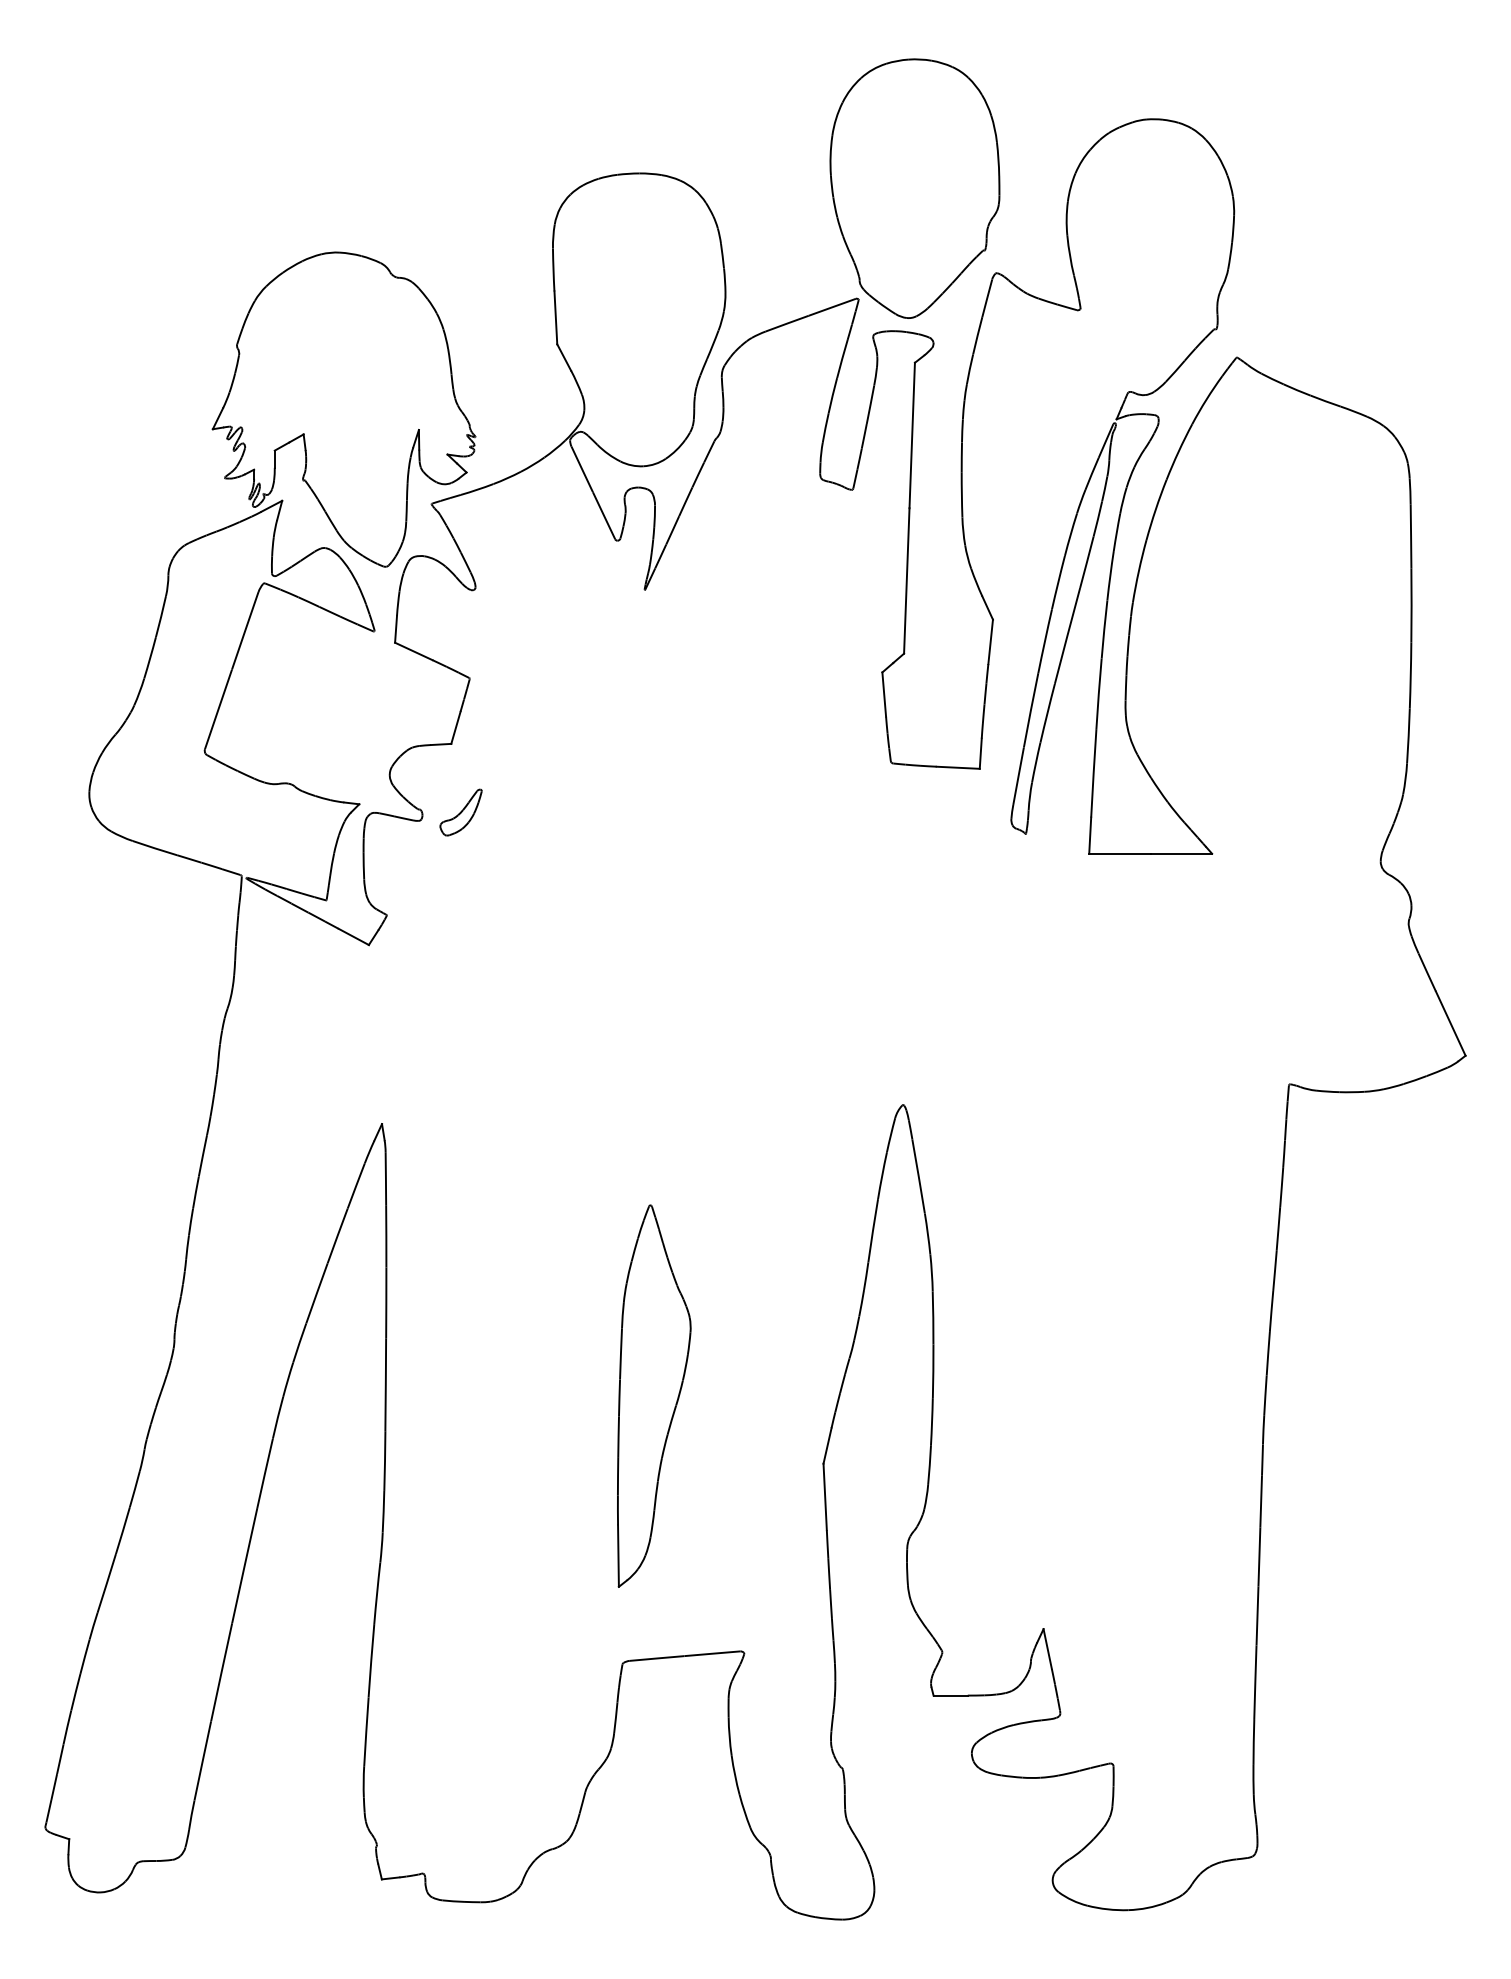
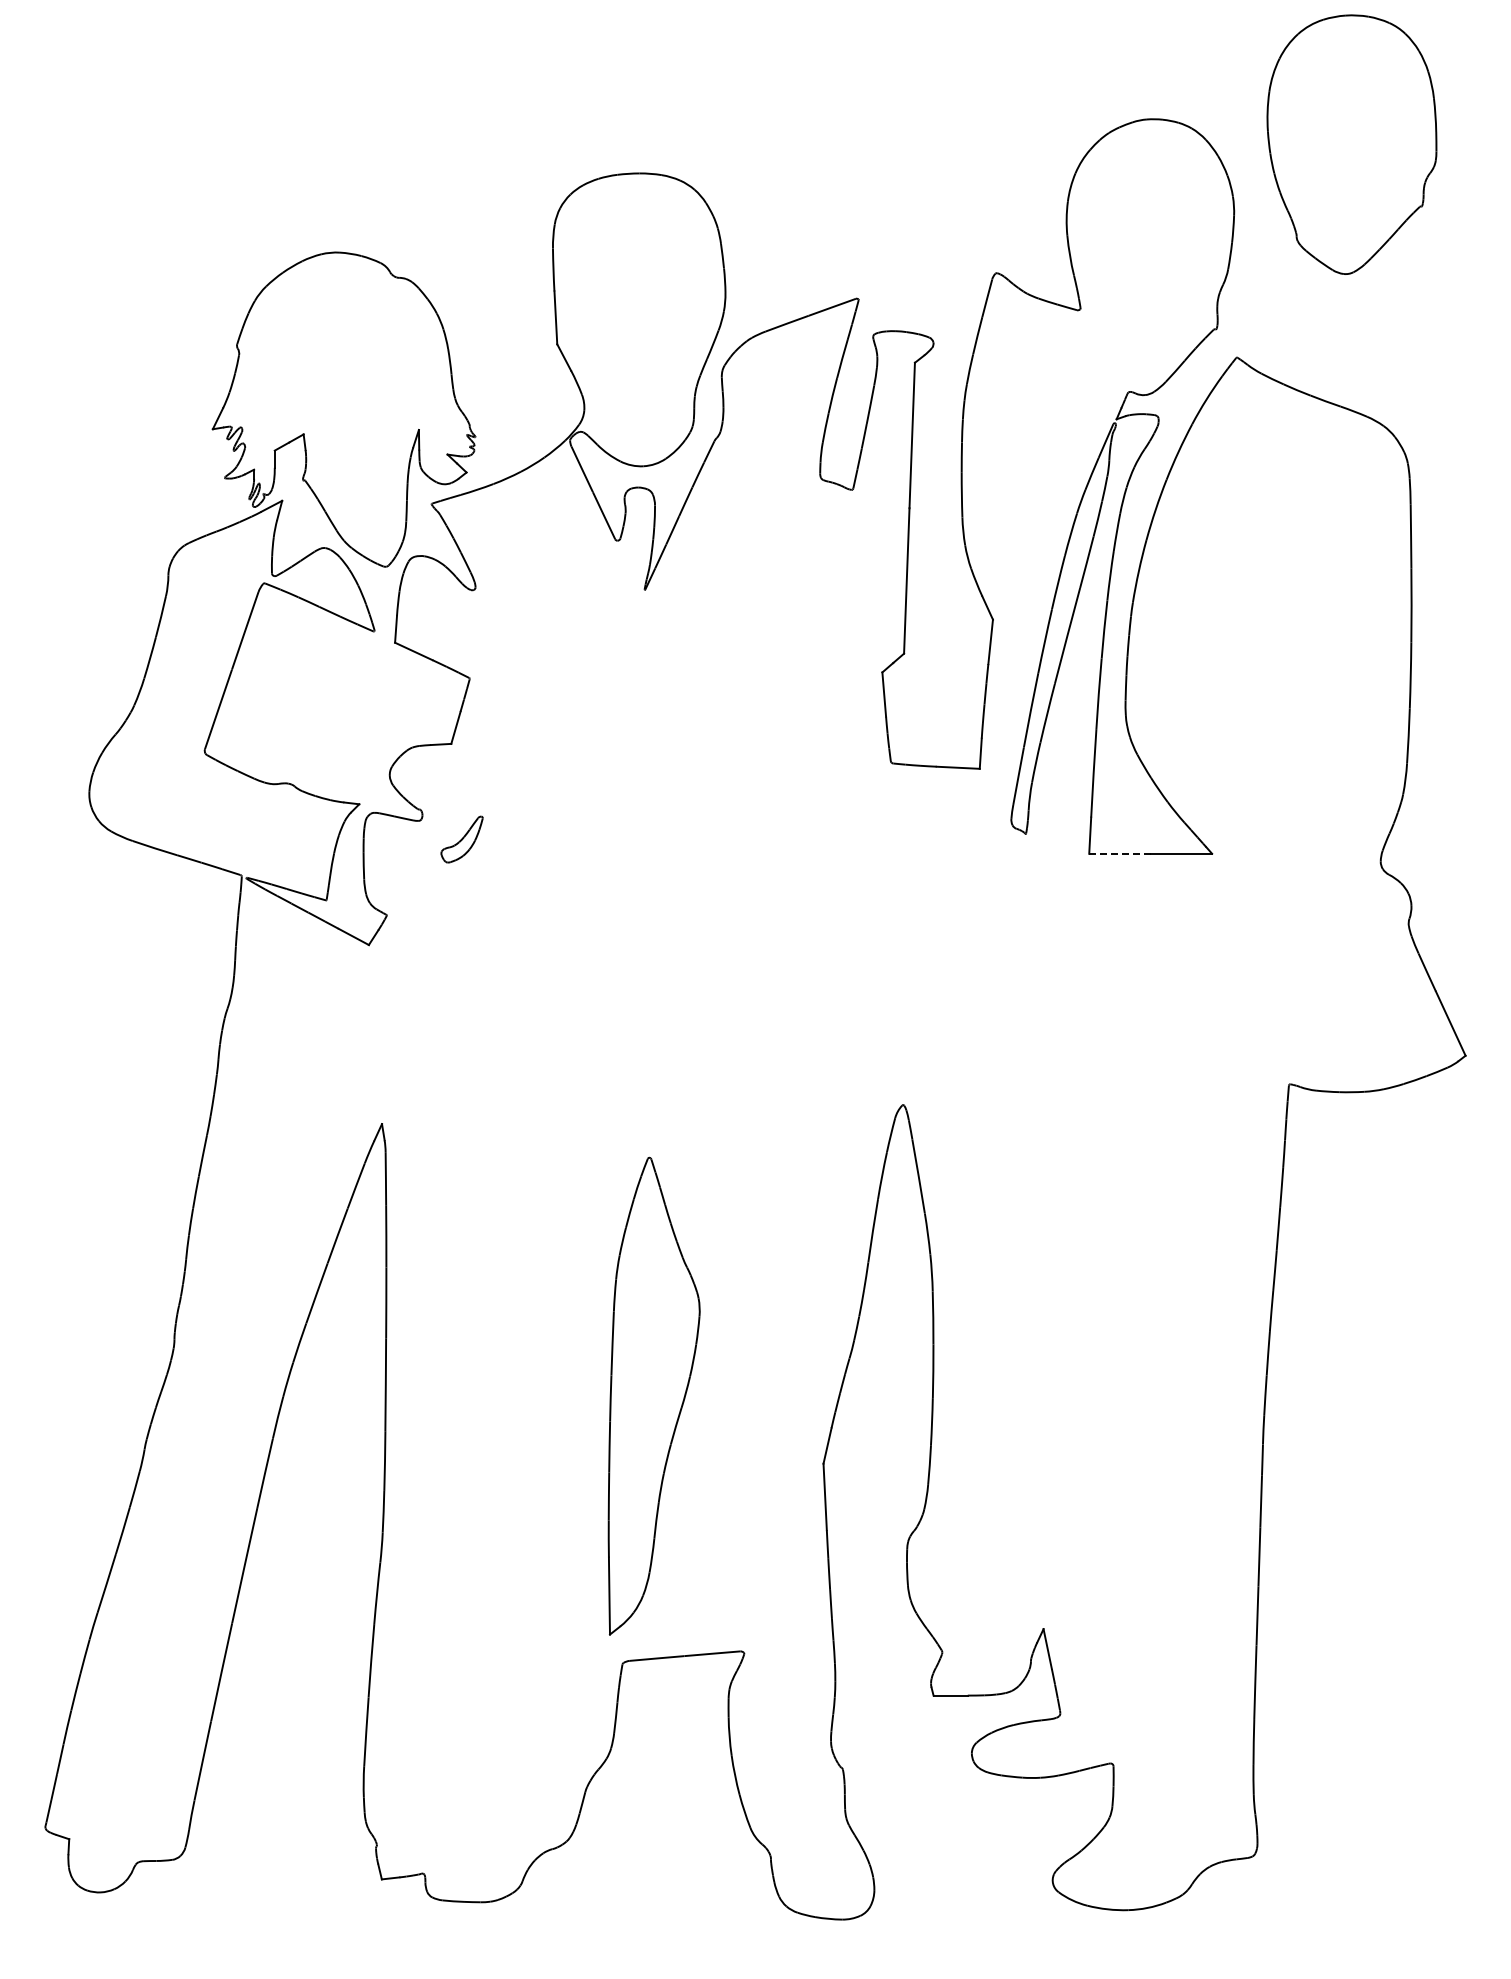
part position: (914, 188) -> (1351, 144) (1351, 144)
part position: (460, 812) -> (461, 839) (461, 839)
line: solid -> dashed (1119, 853)
part size: 75x384 px -> 94x480 px (653, 1395)
